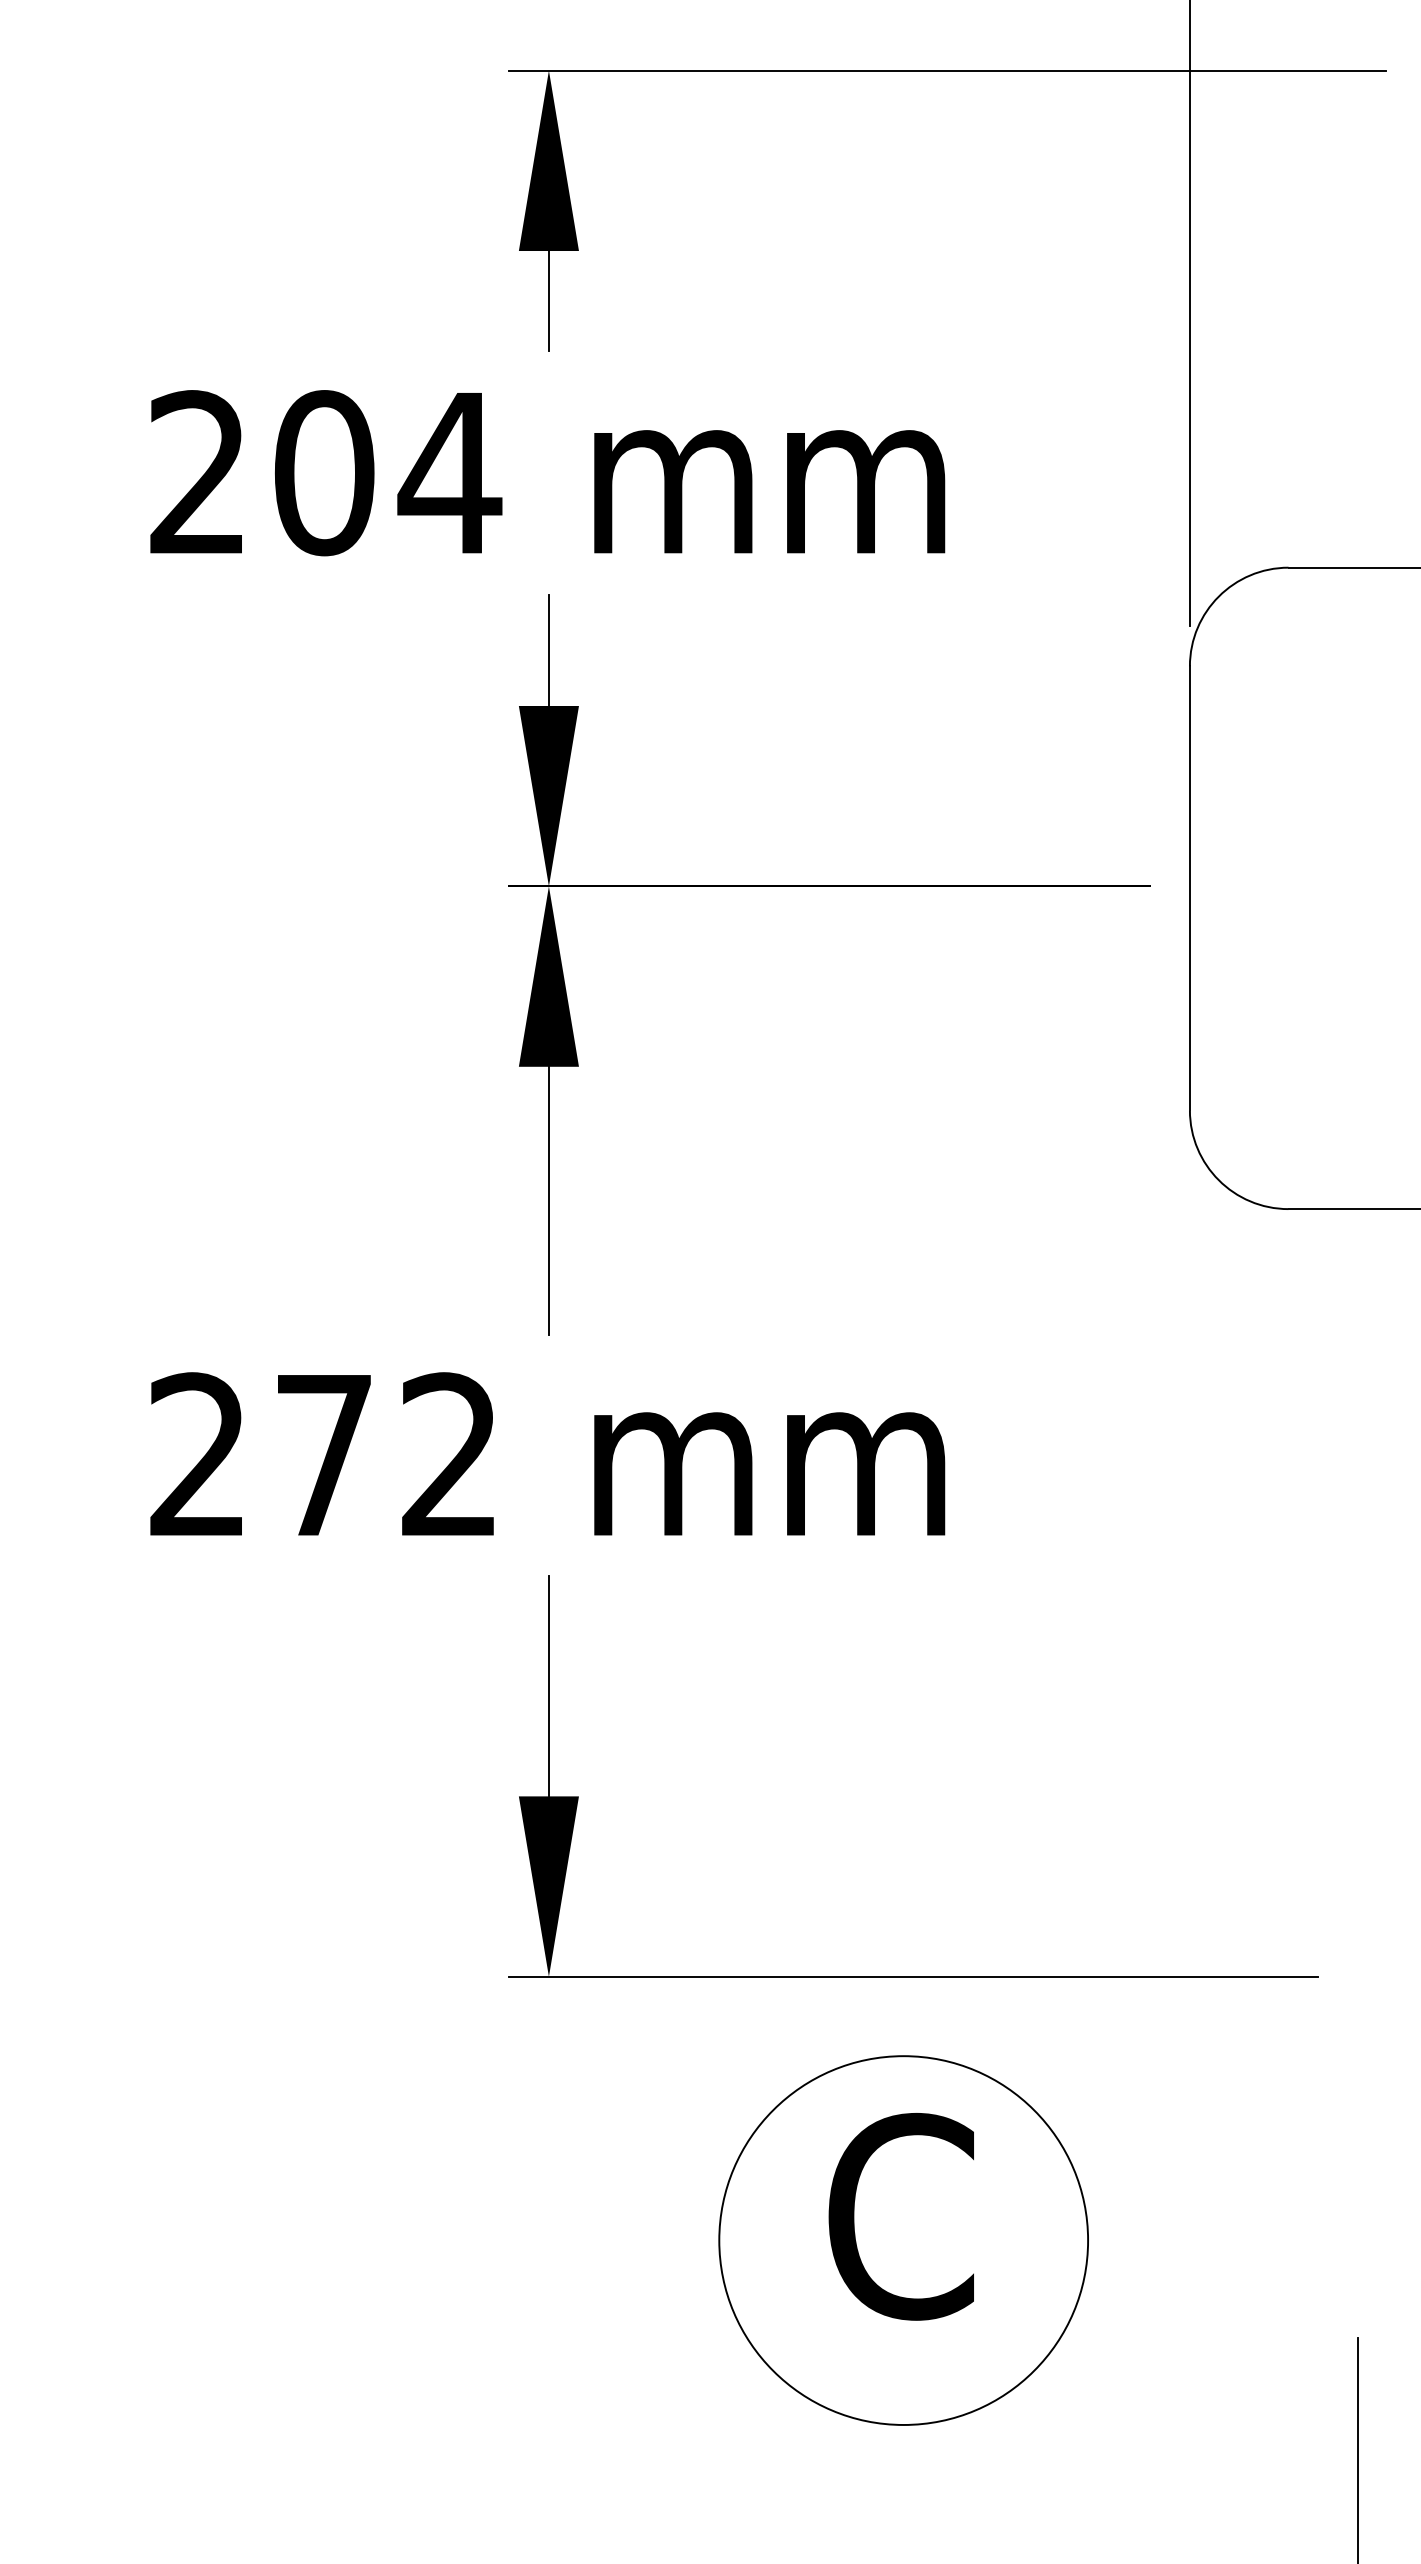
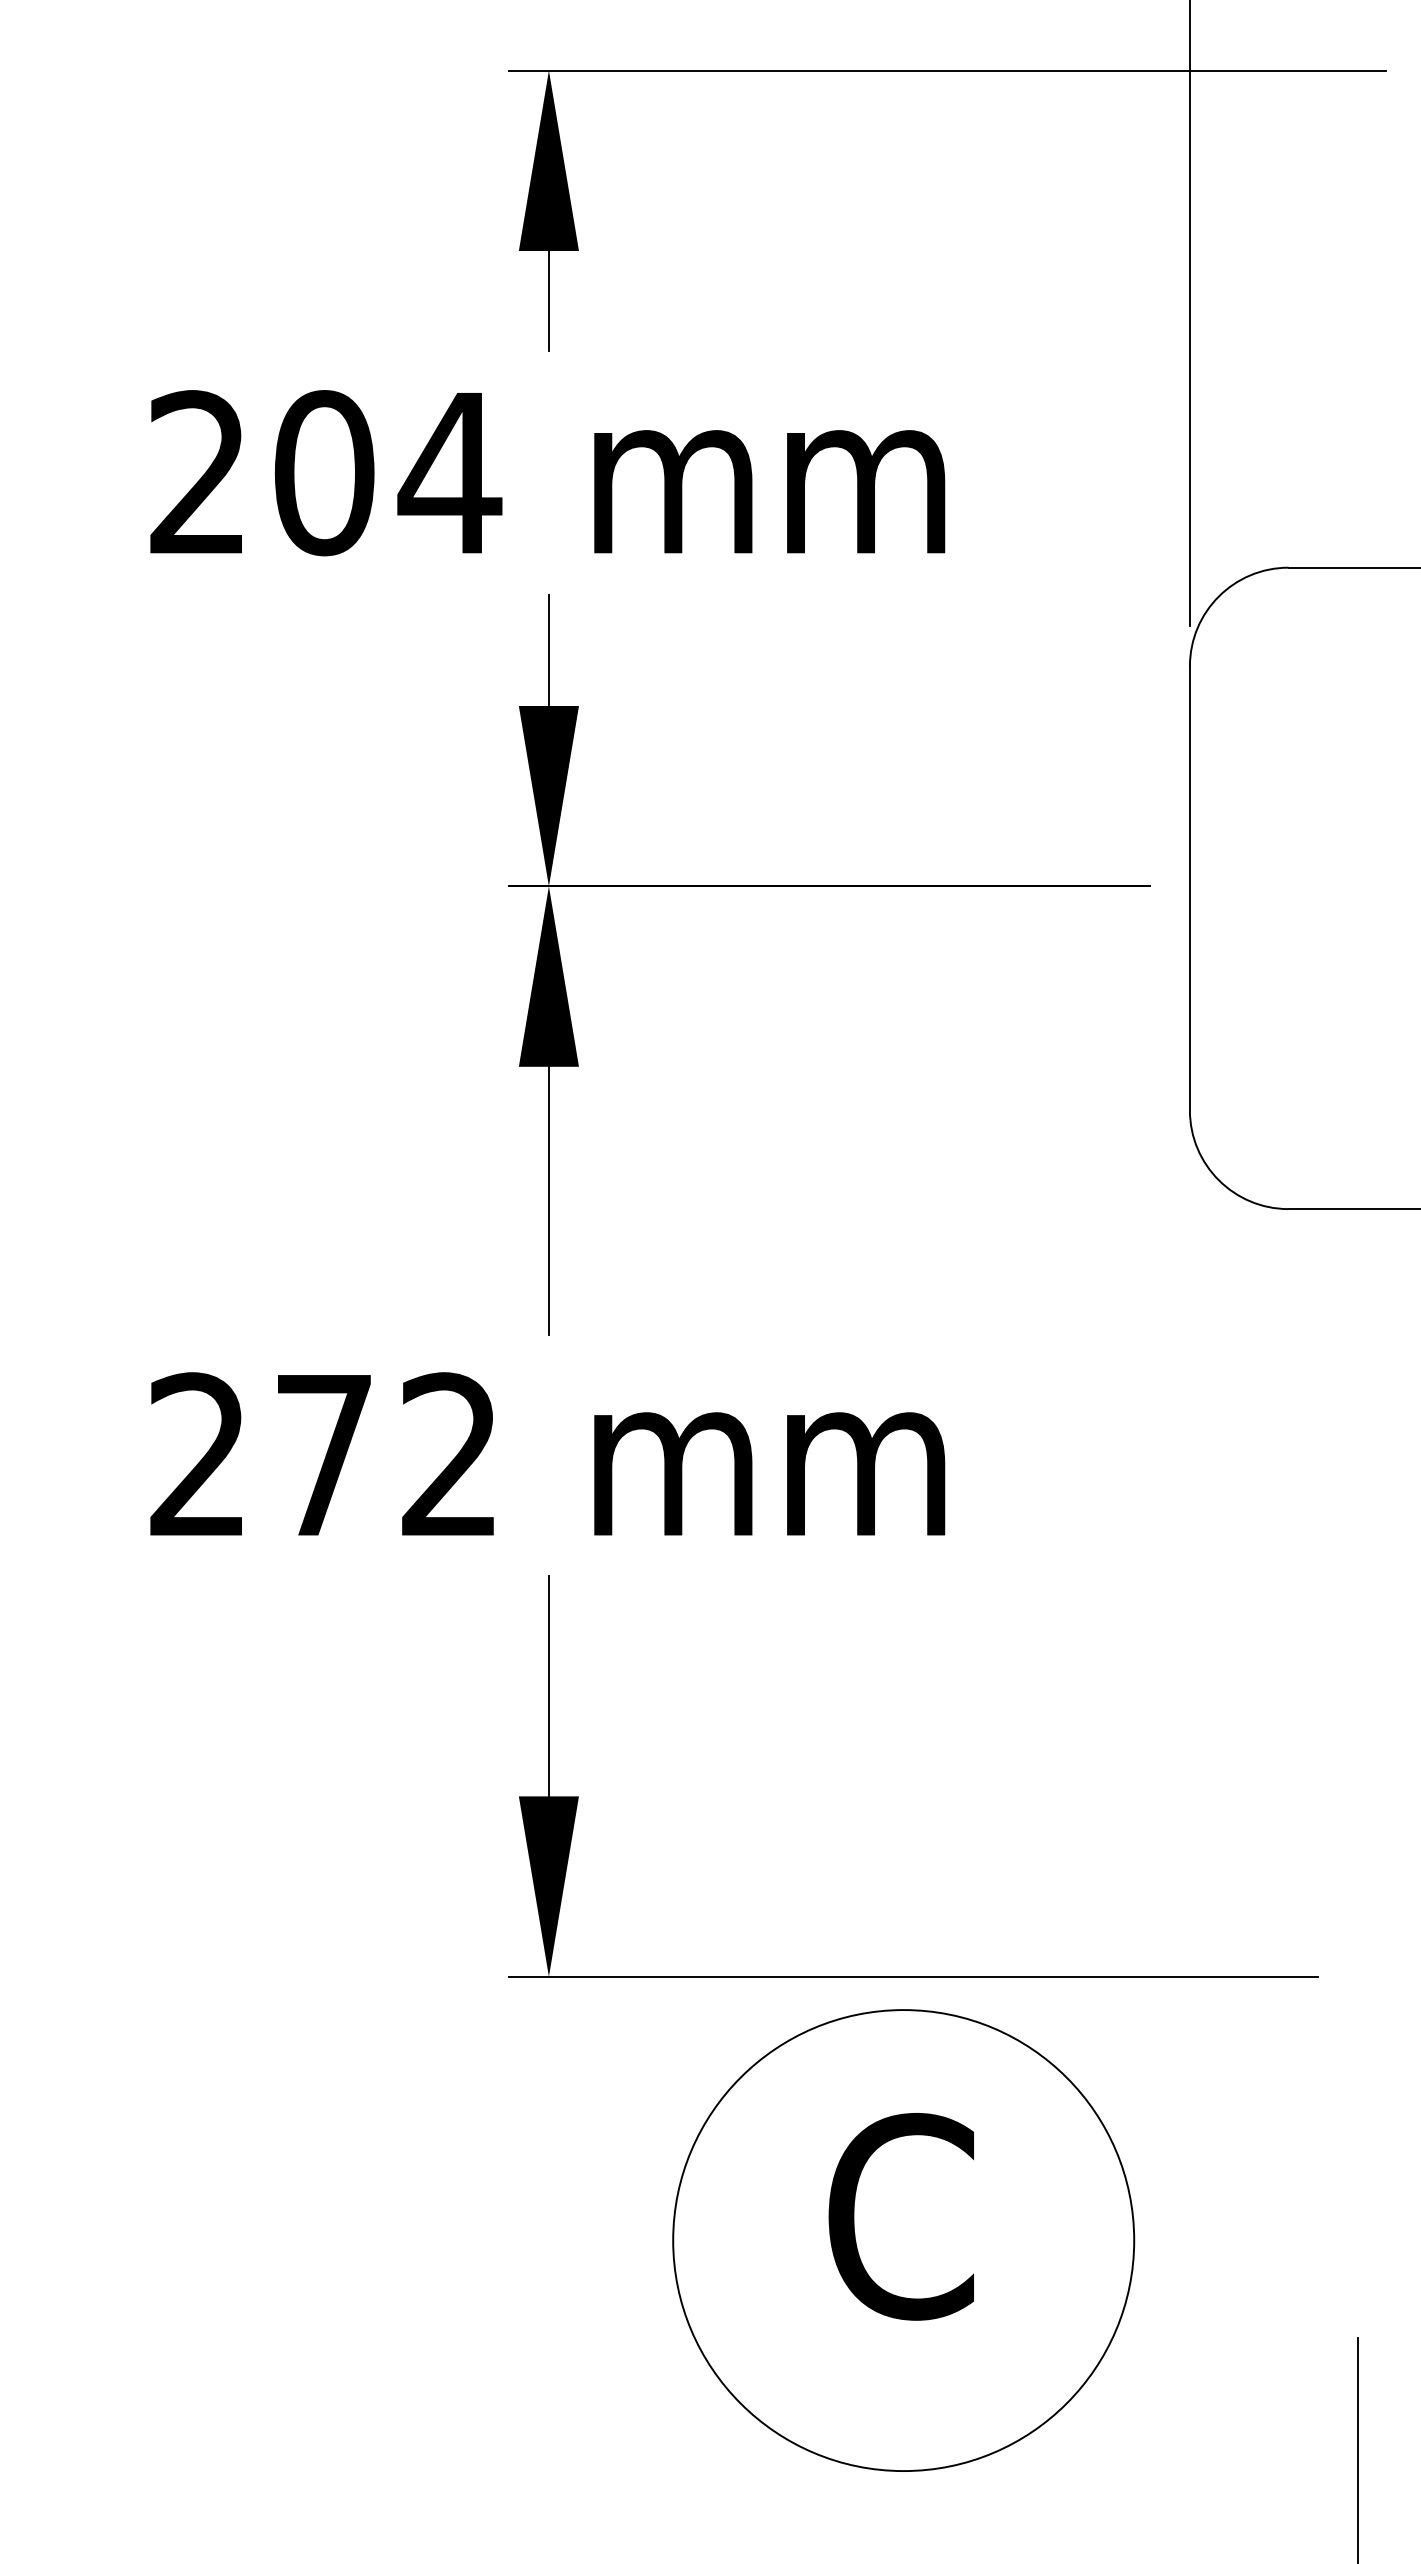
circle diameter: 369 px -> 461 px (903, 2240)
